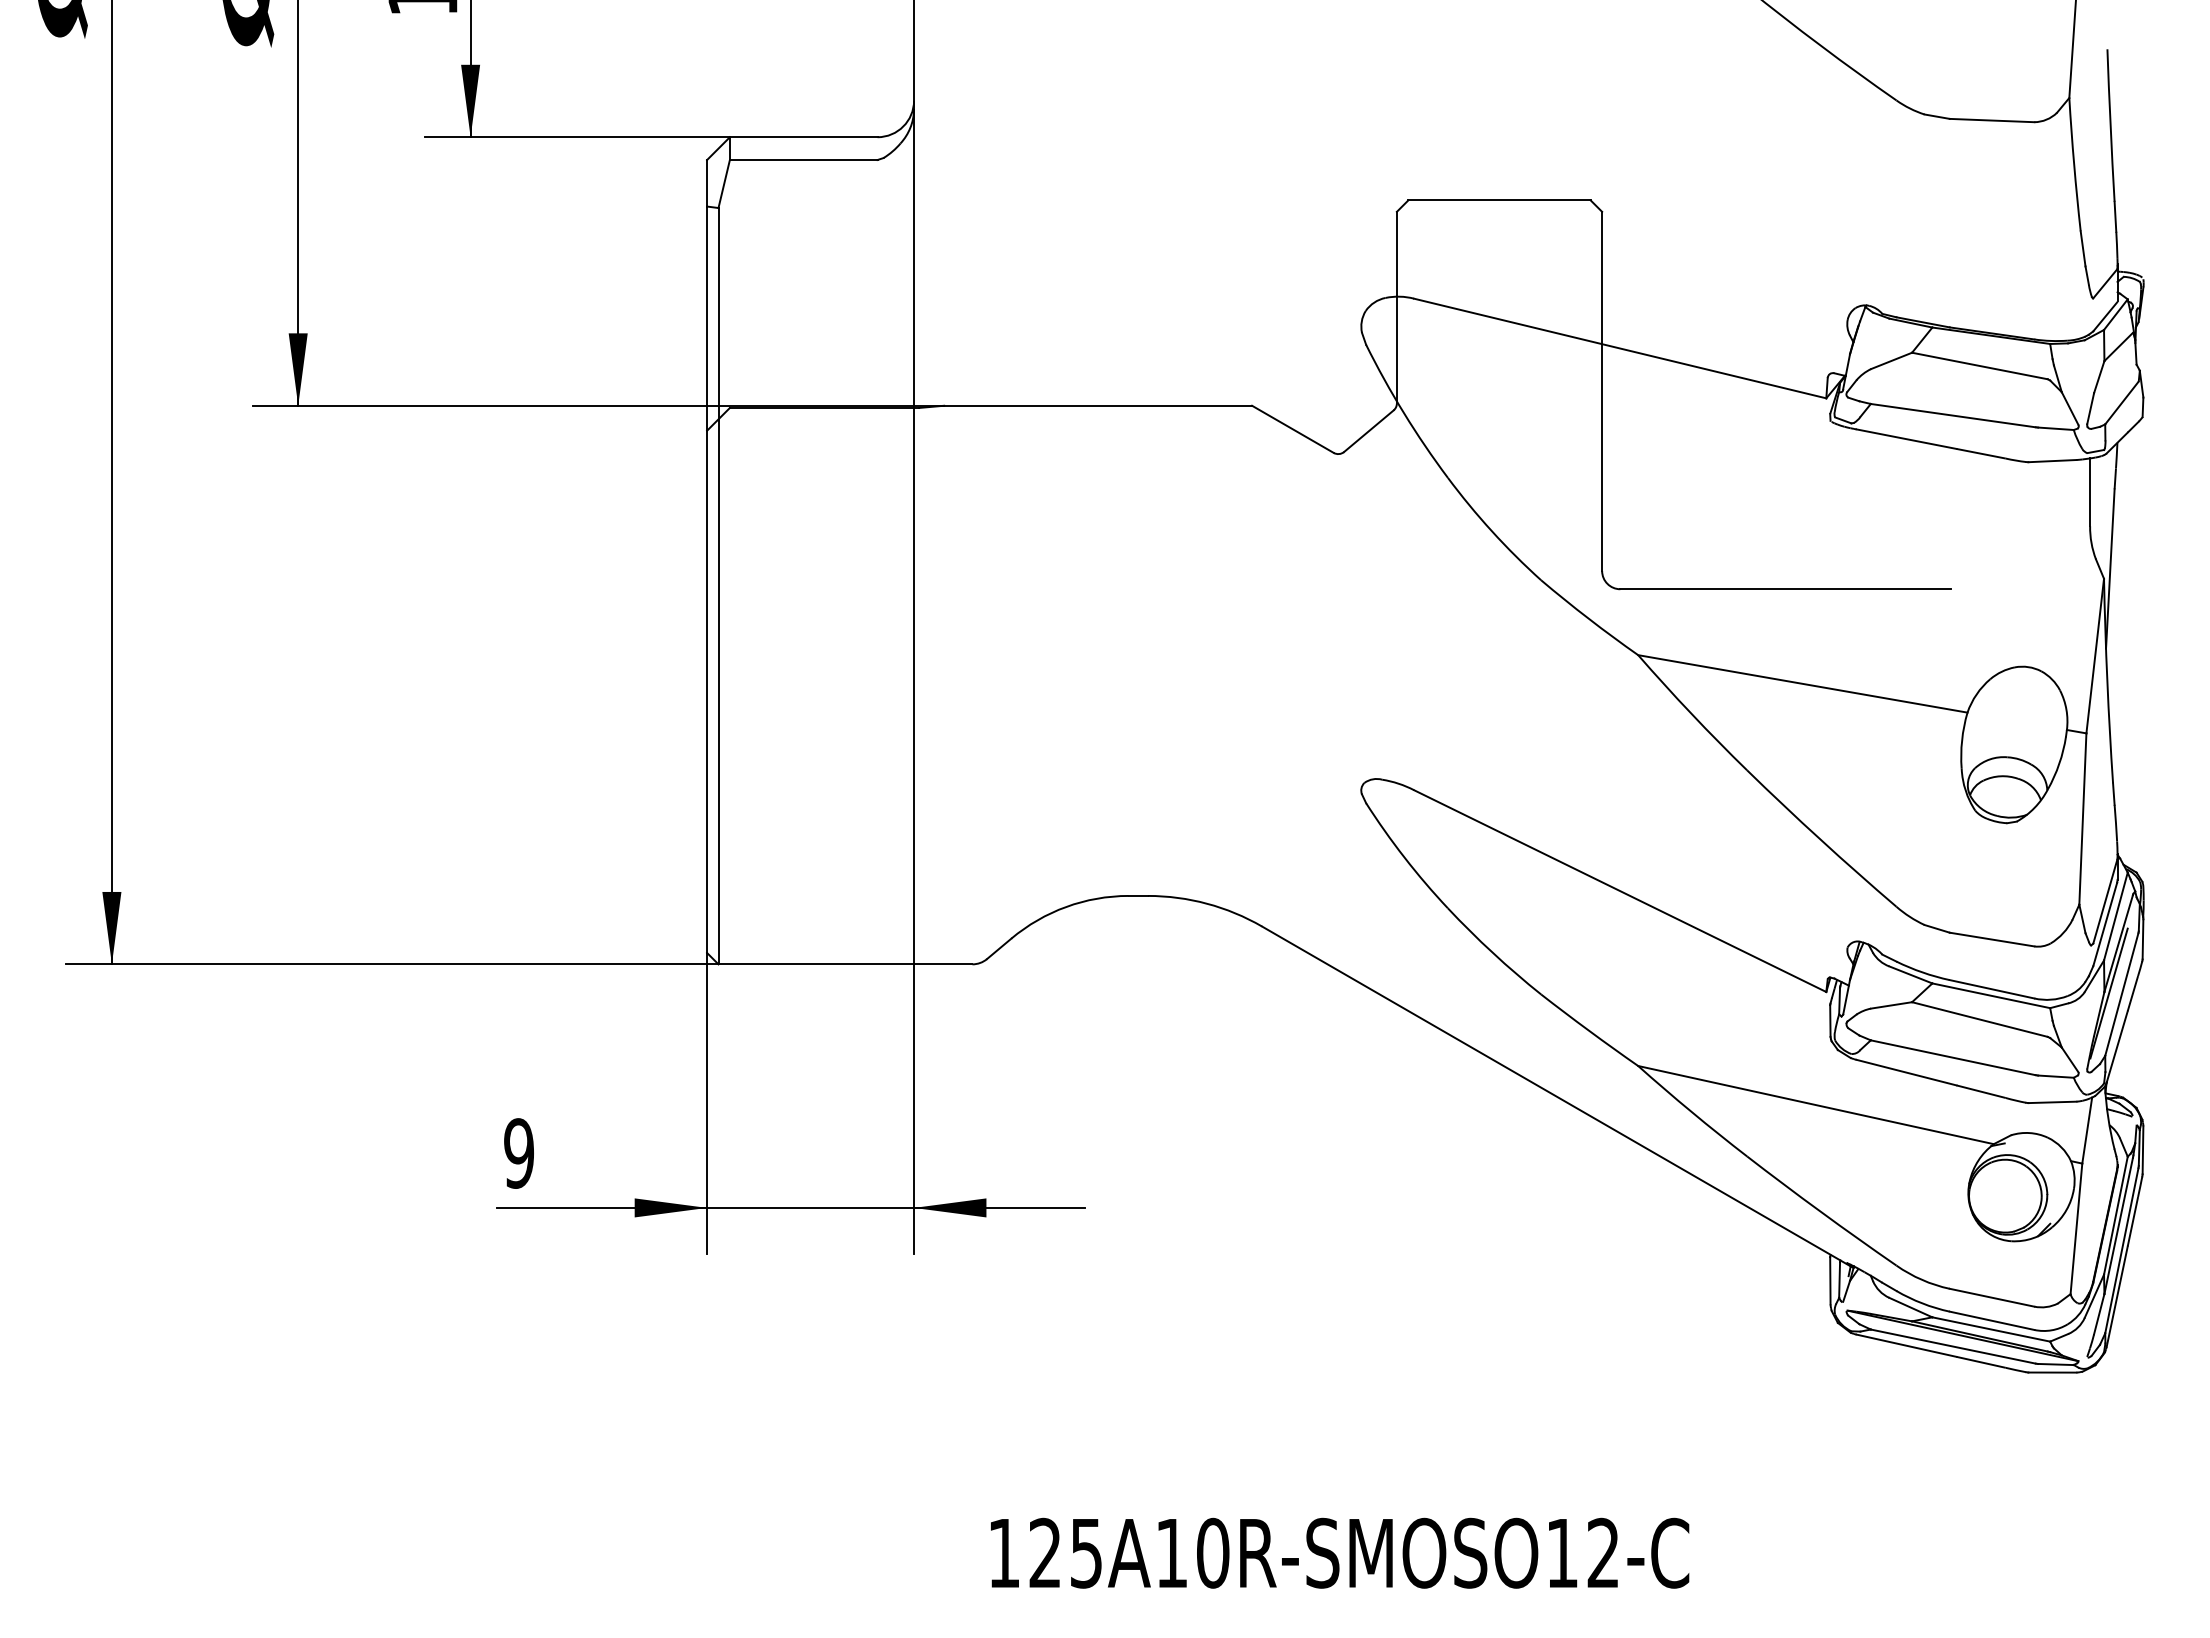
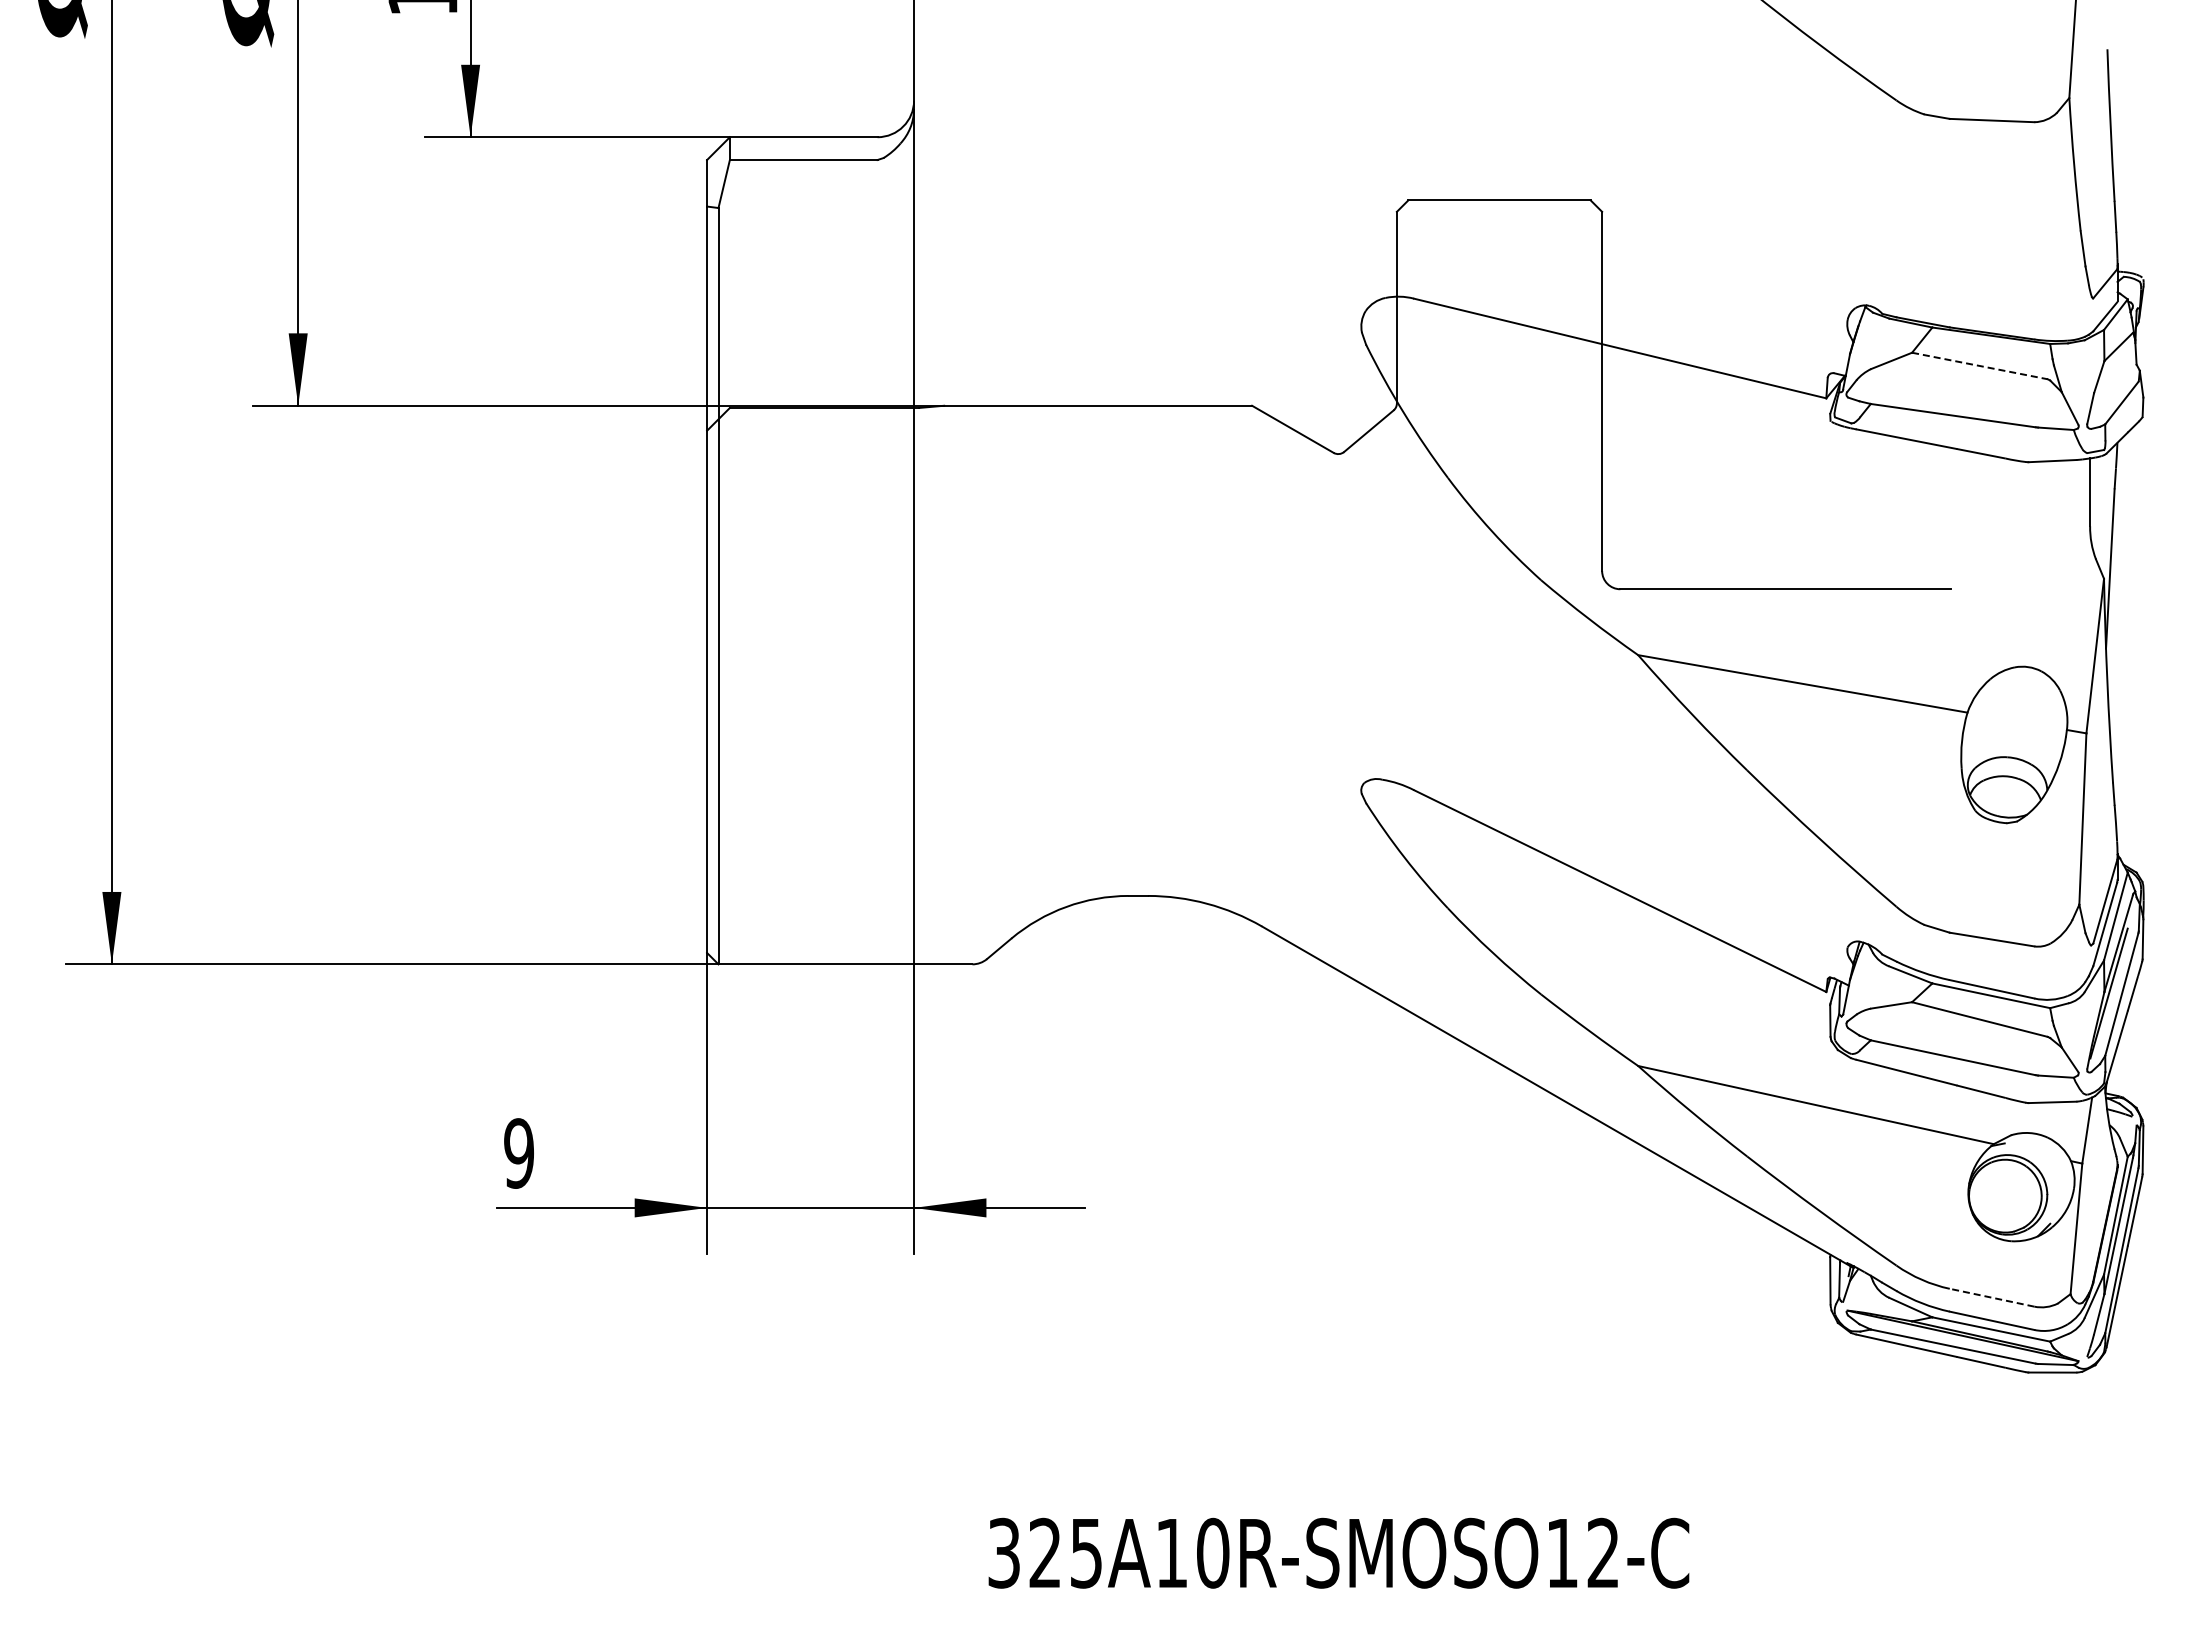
line: solid -> dashed (1980, 366)
line: solid -> dashed (1991, 1297)
text: 125A10R-SMOSO12-C -> 325A10R-SMOSO12-C (1003, 1552)
